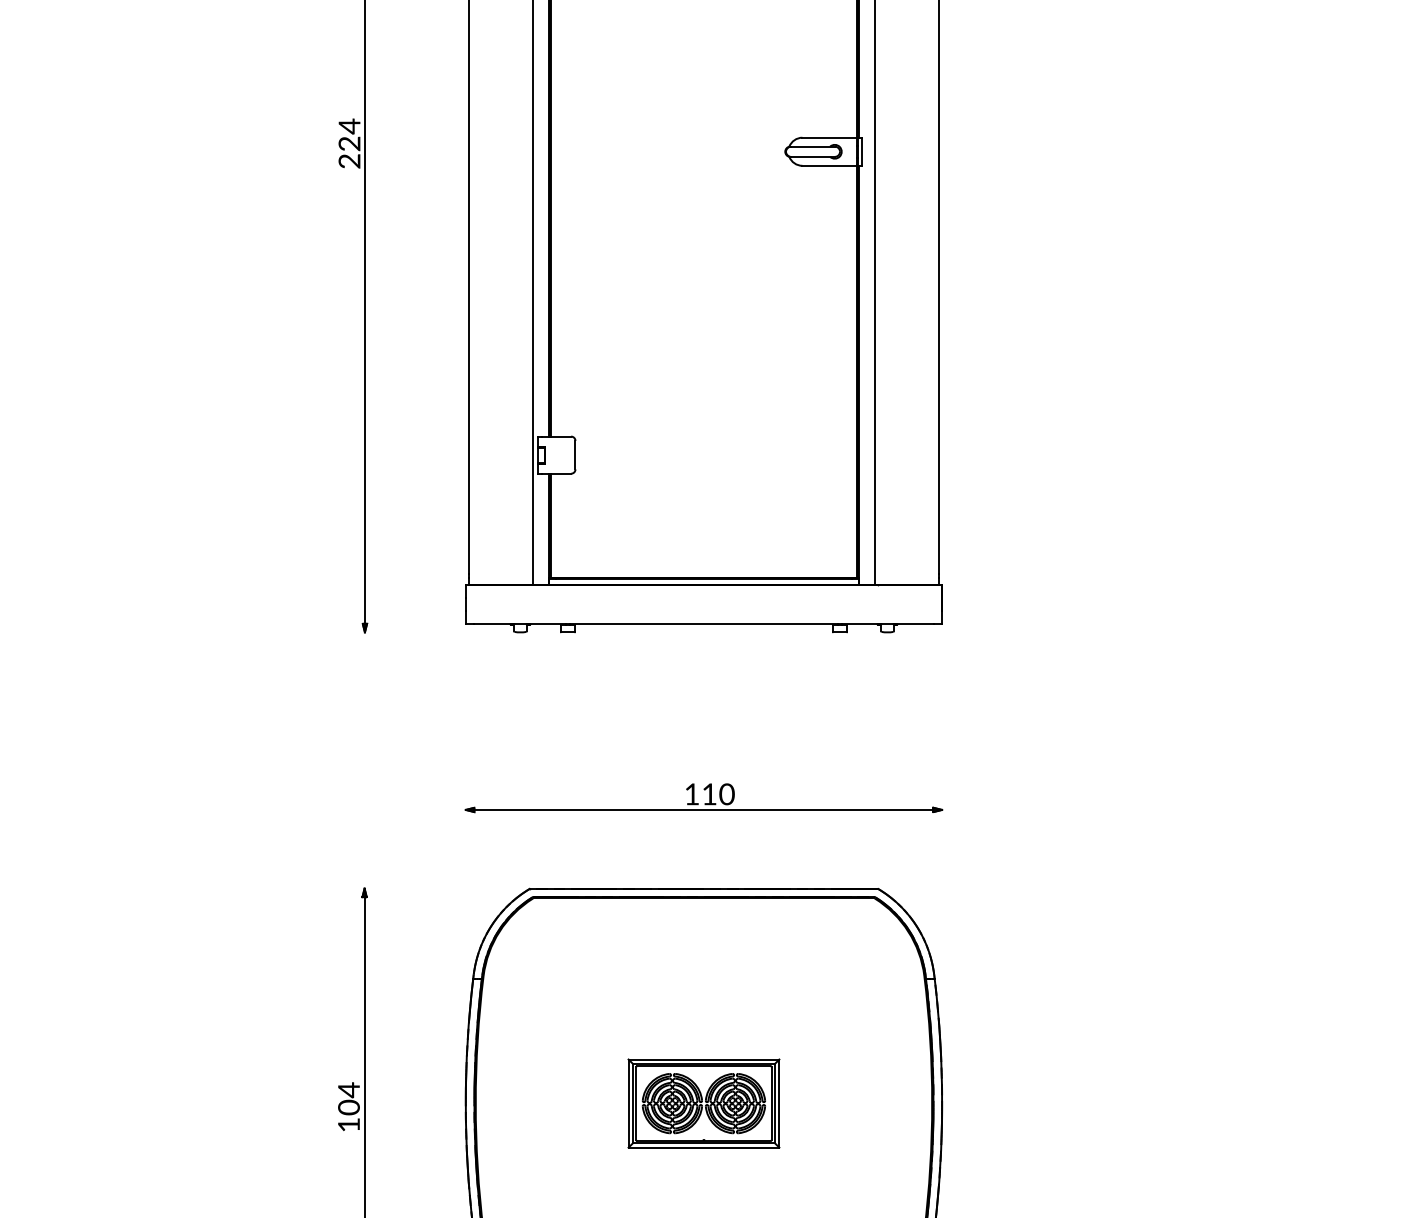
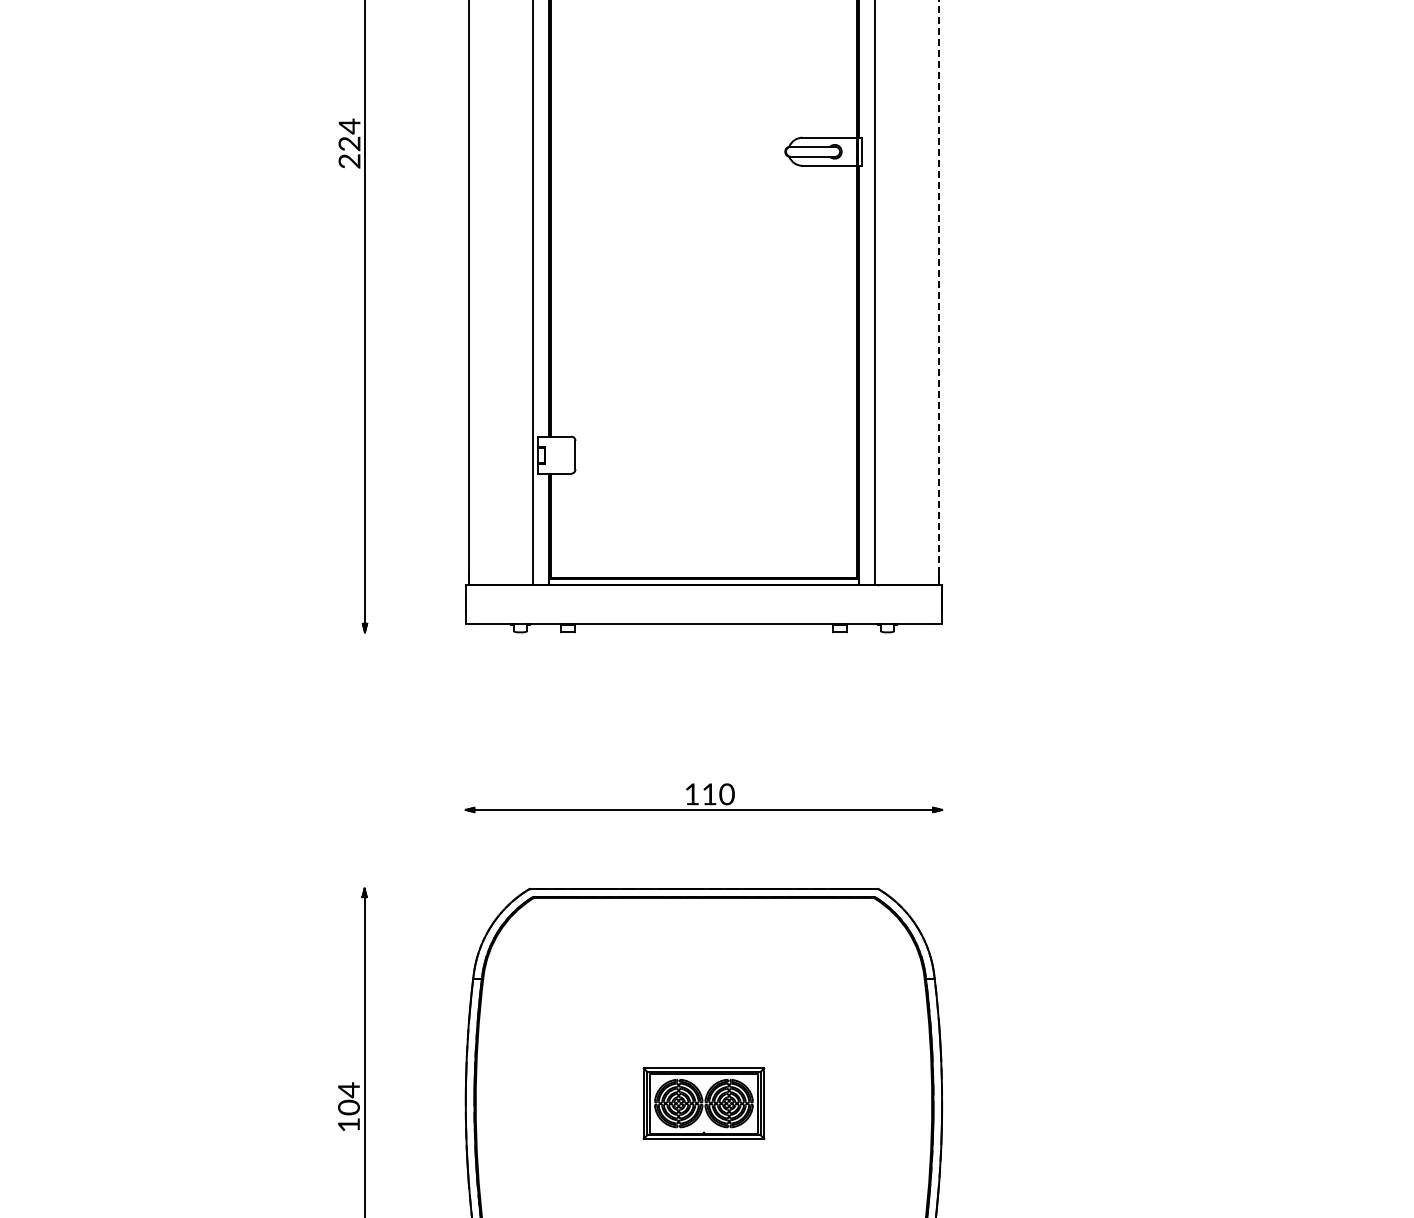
line: solid -> dashed (939, 286)
part size: 154x91 px -> 124x73 px (703, 1103)
